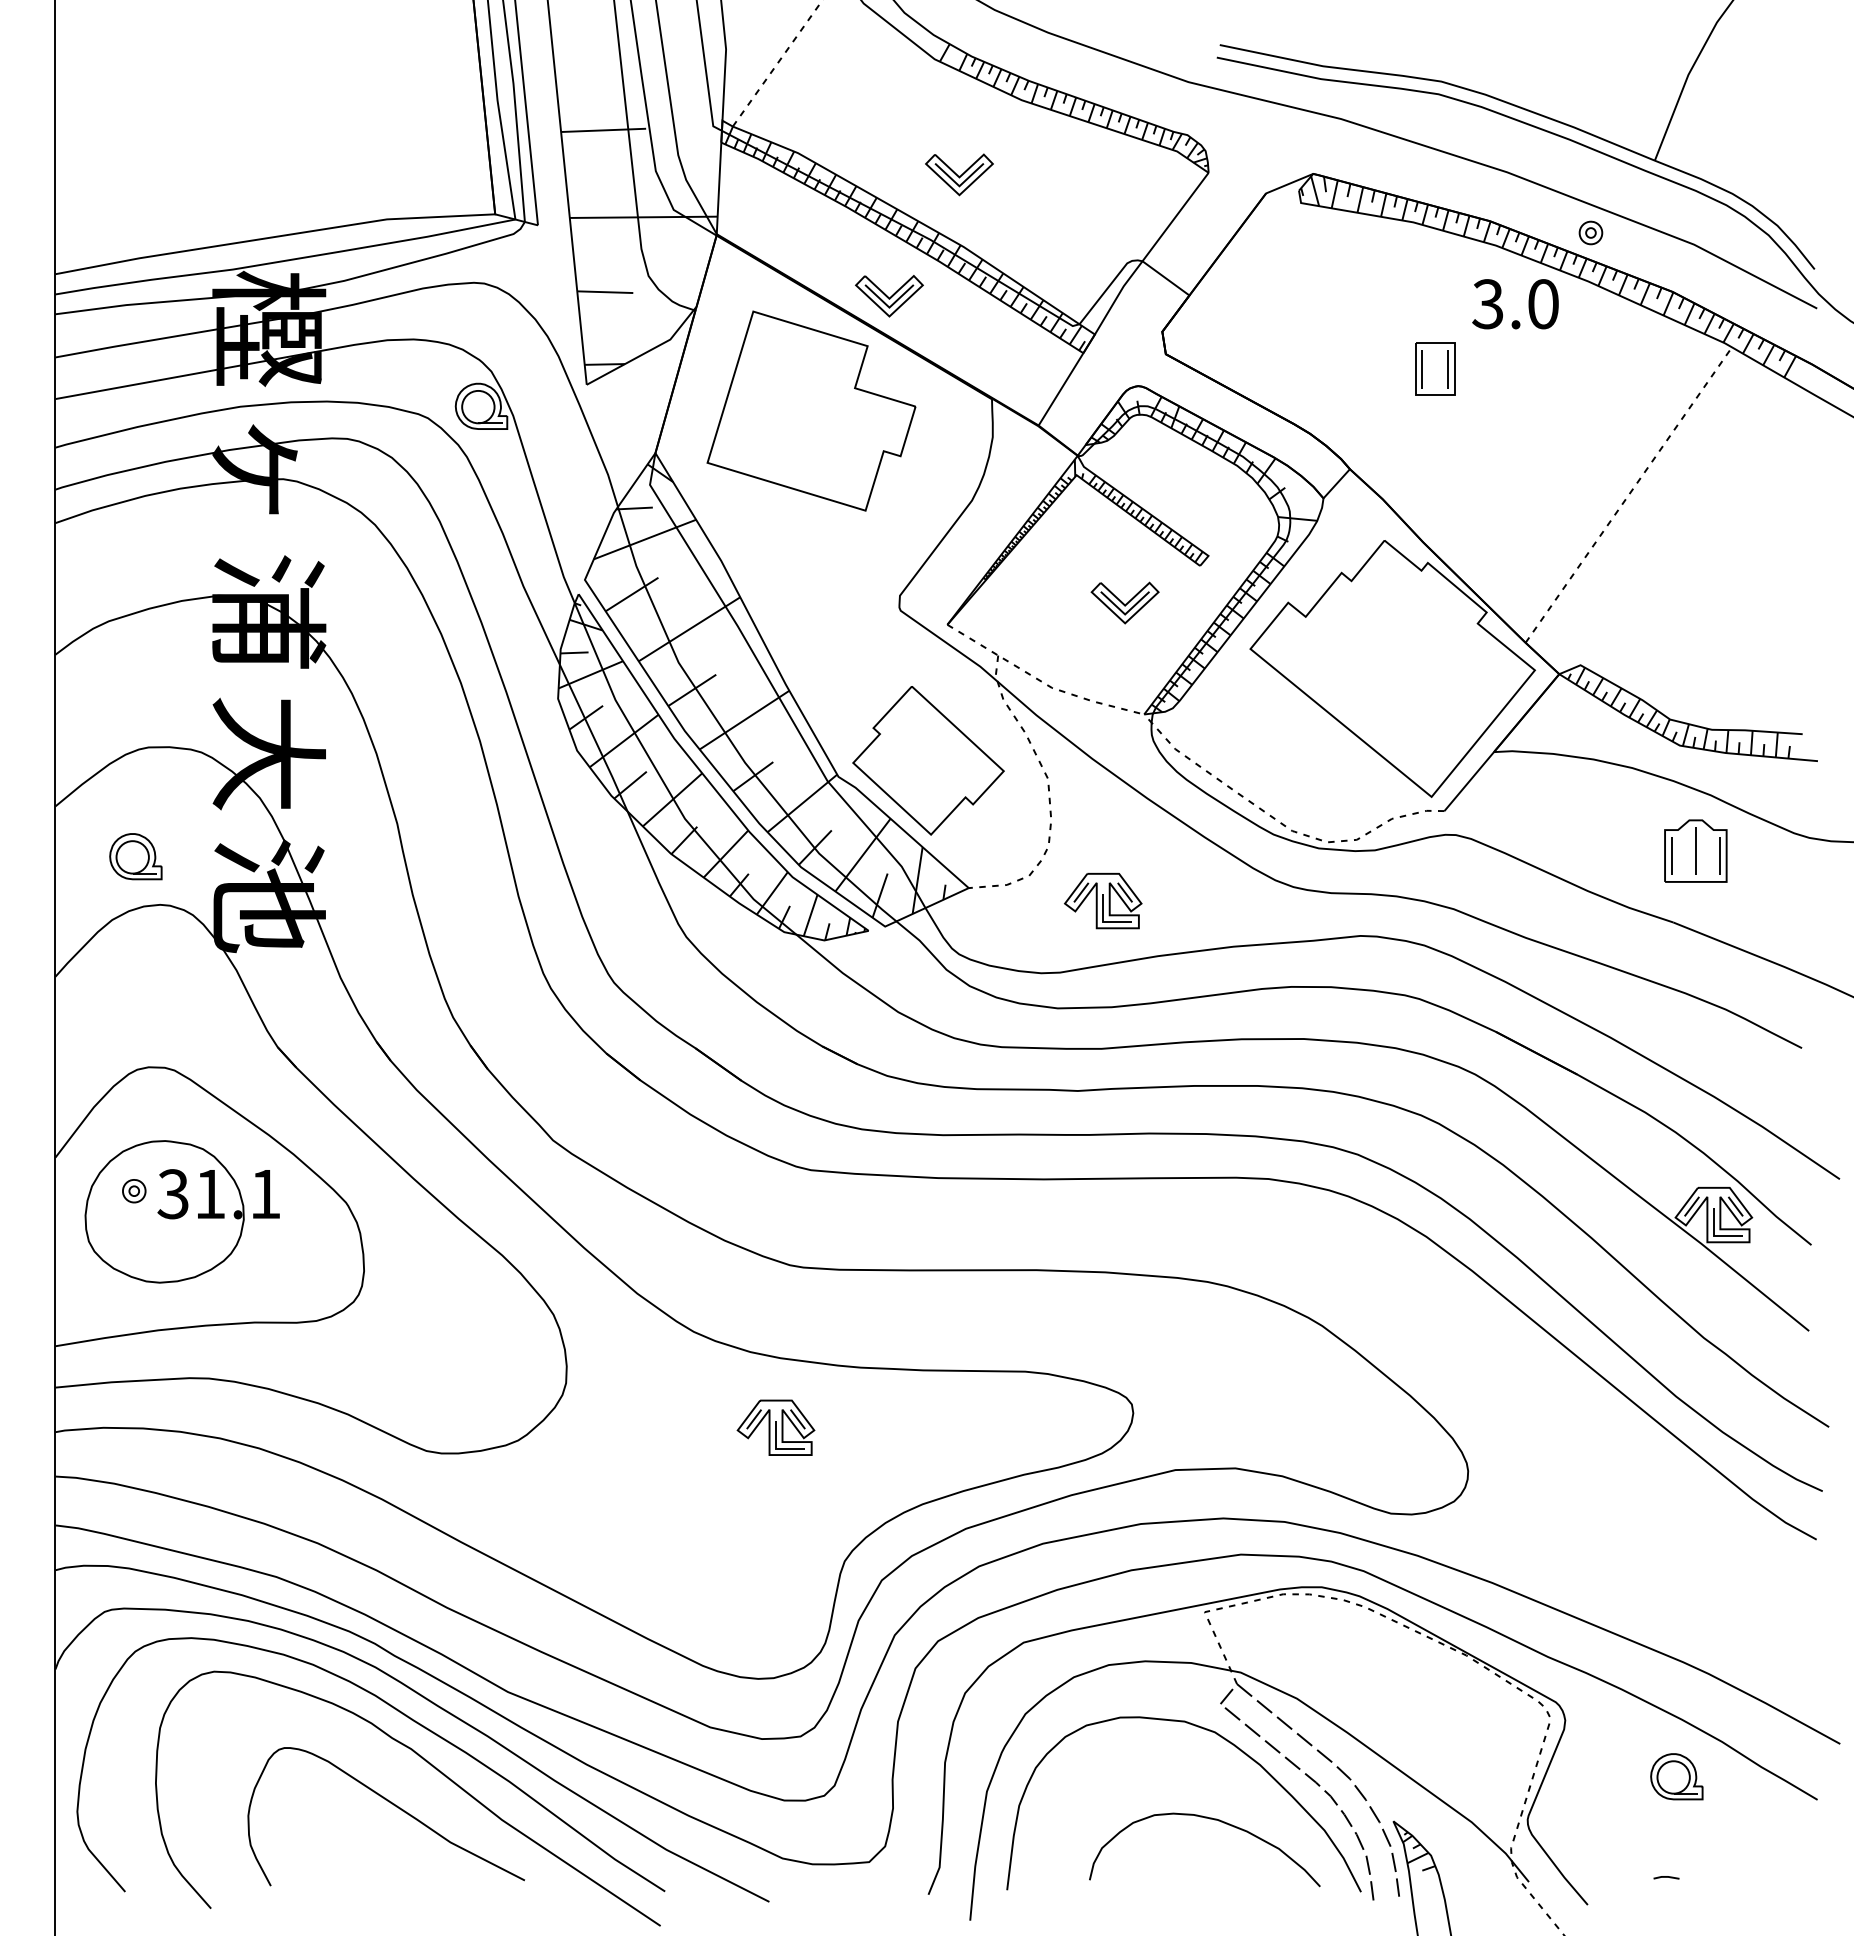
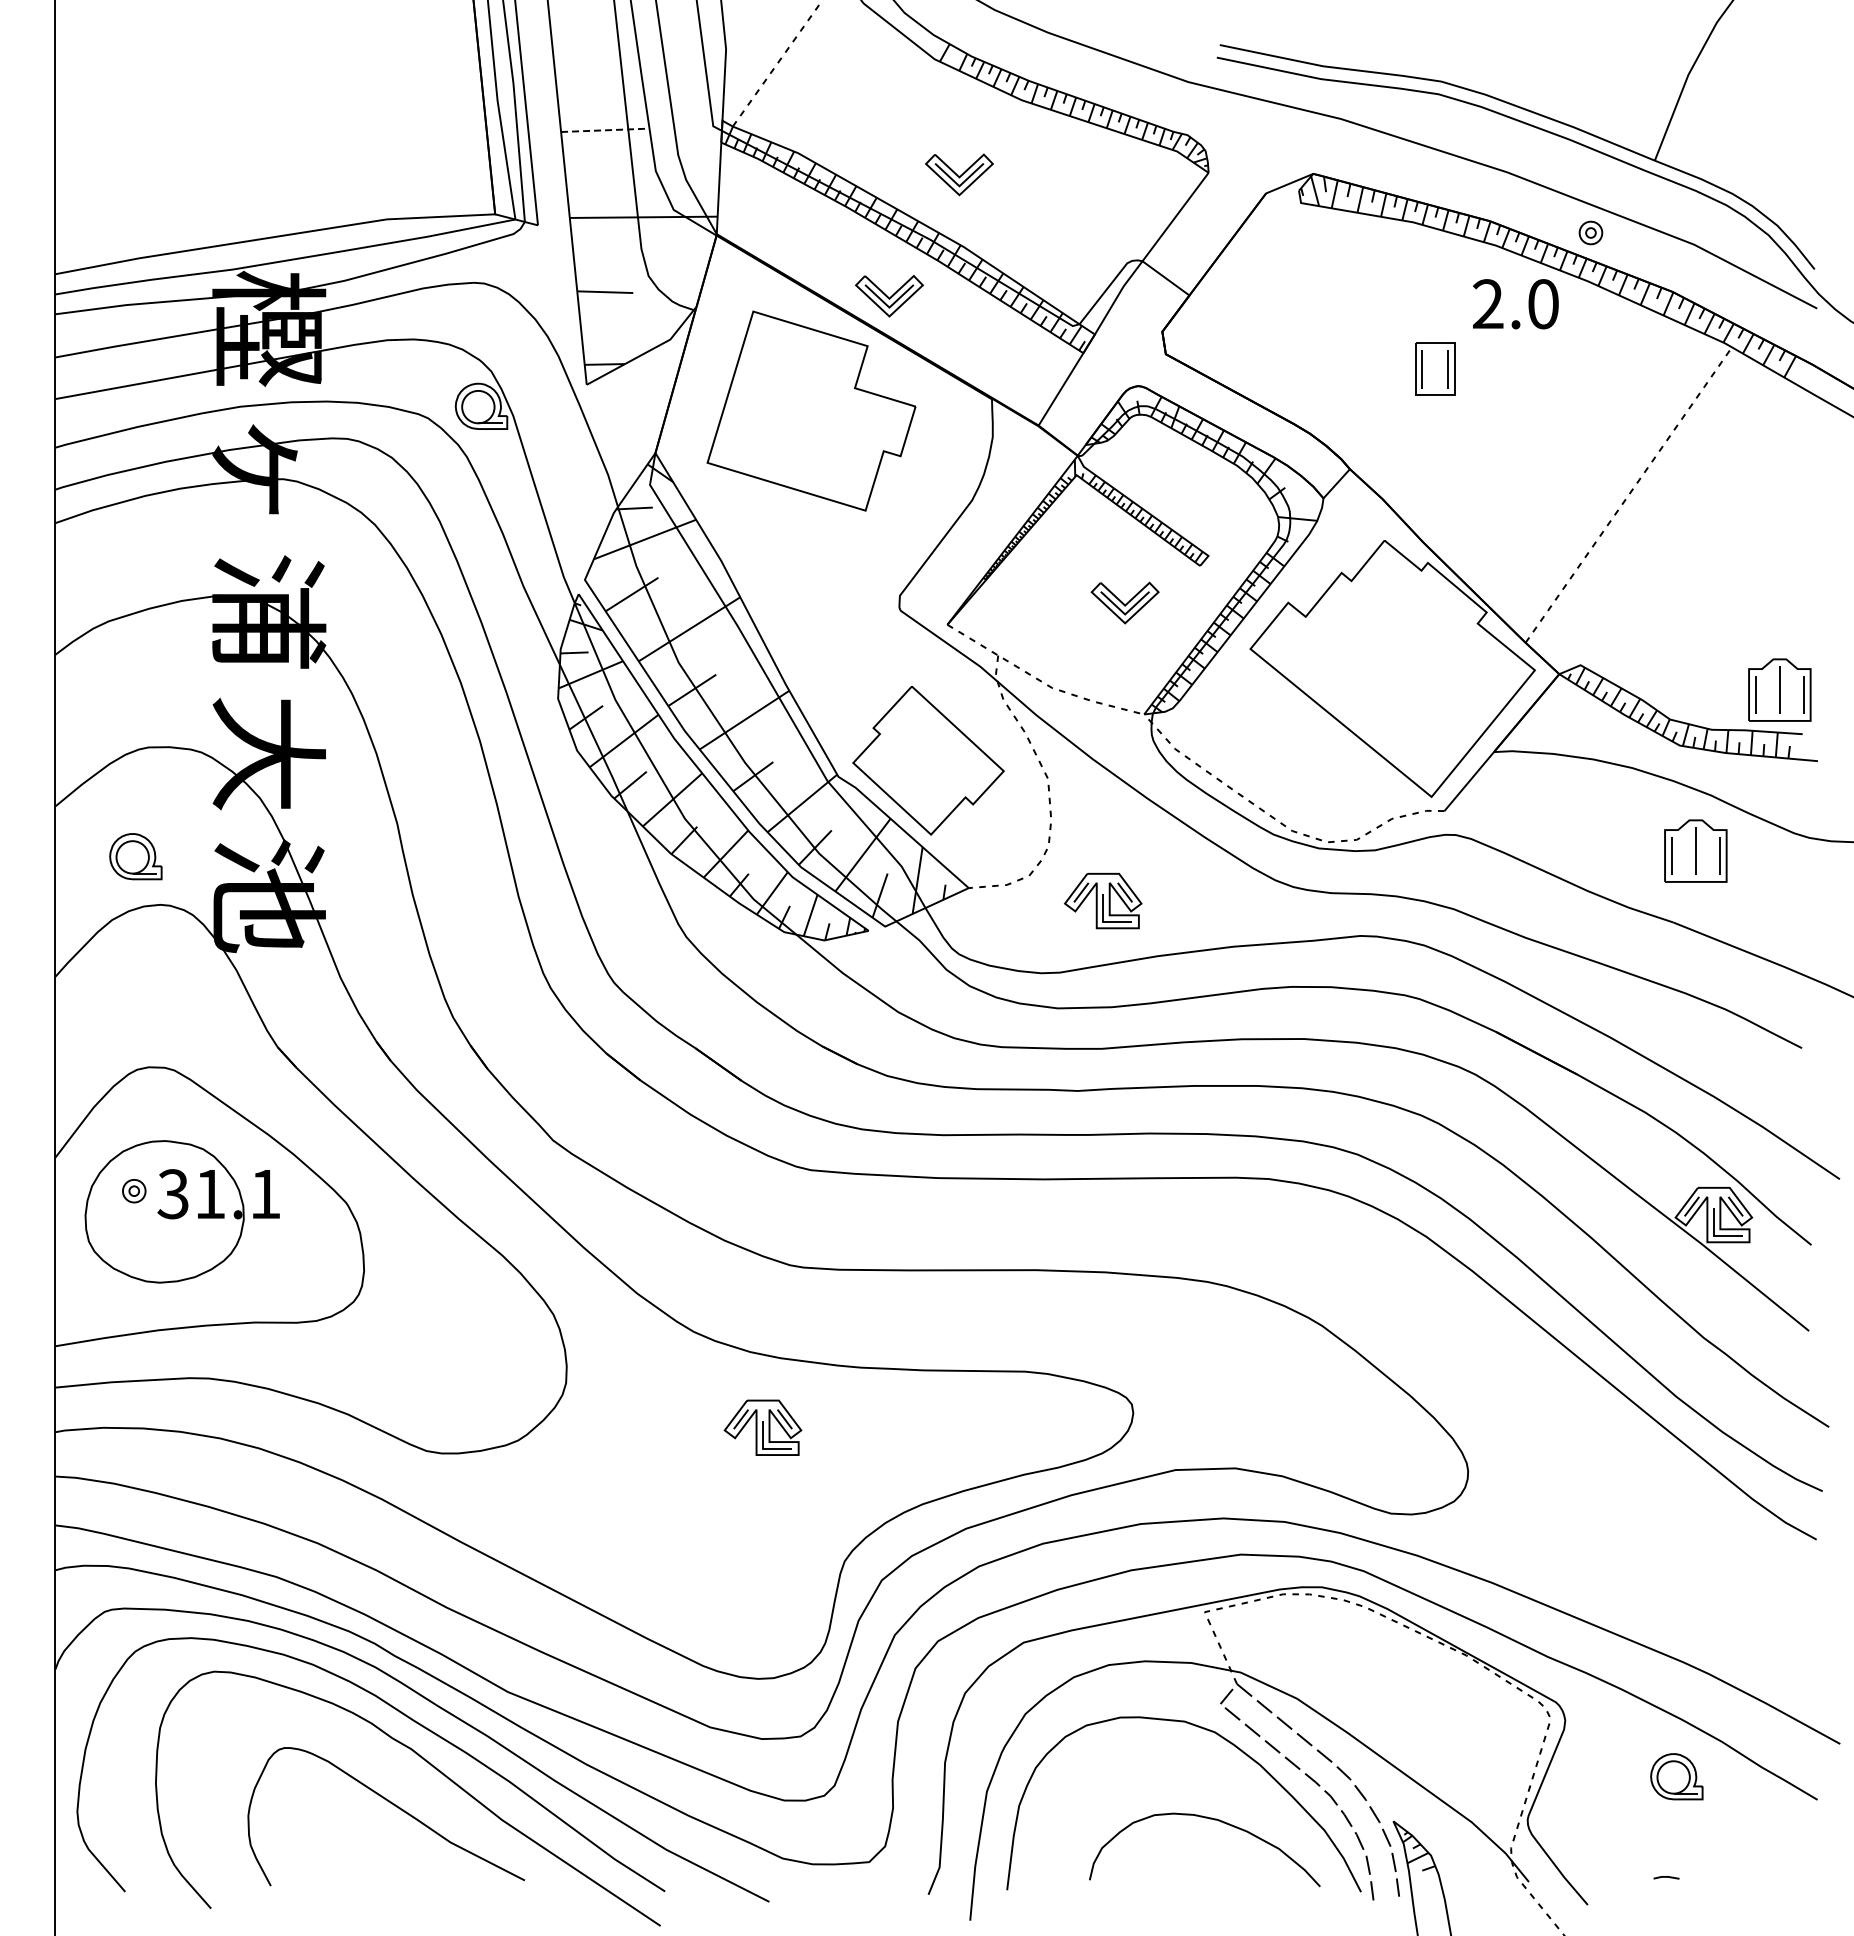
line: solid -> dashed (603, 130)
text: 3.0 -> 2.0 (1487, 304)
part: none -> present (1779, 689)
part position: (775, 1427) -> (762, 1427) (762, 1427)
